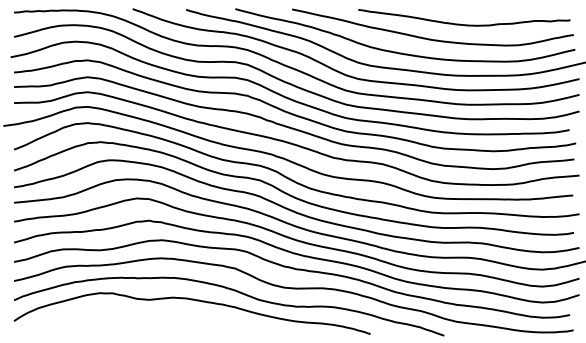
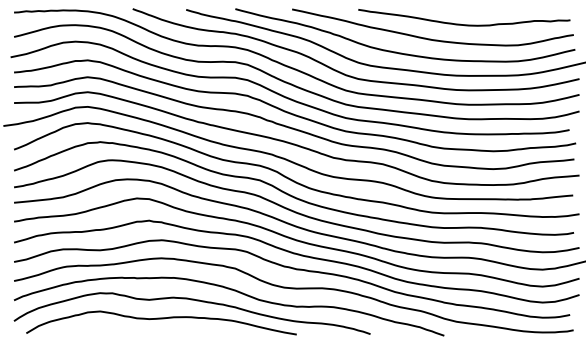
curve: none -> present (161, 319)
